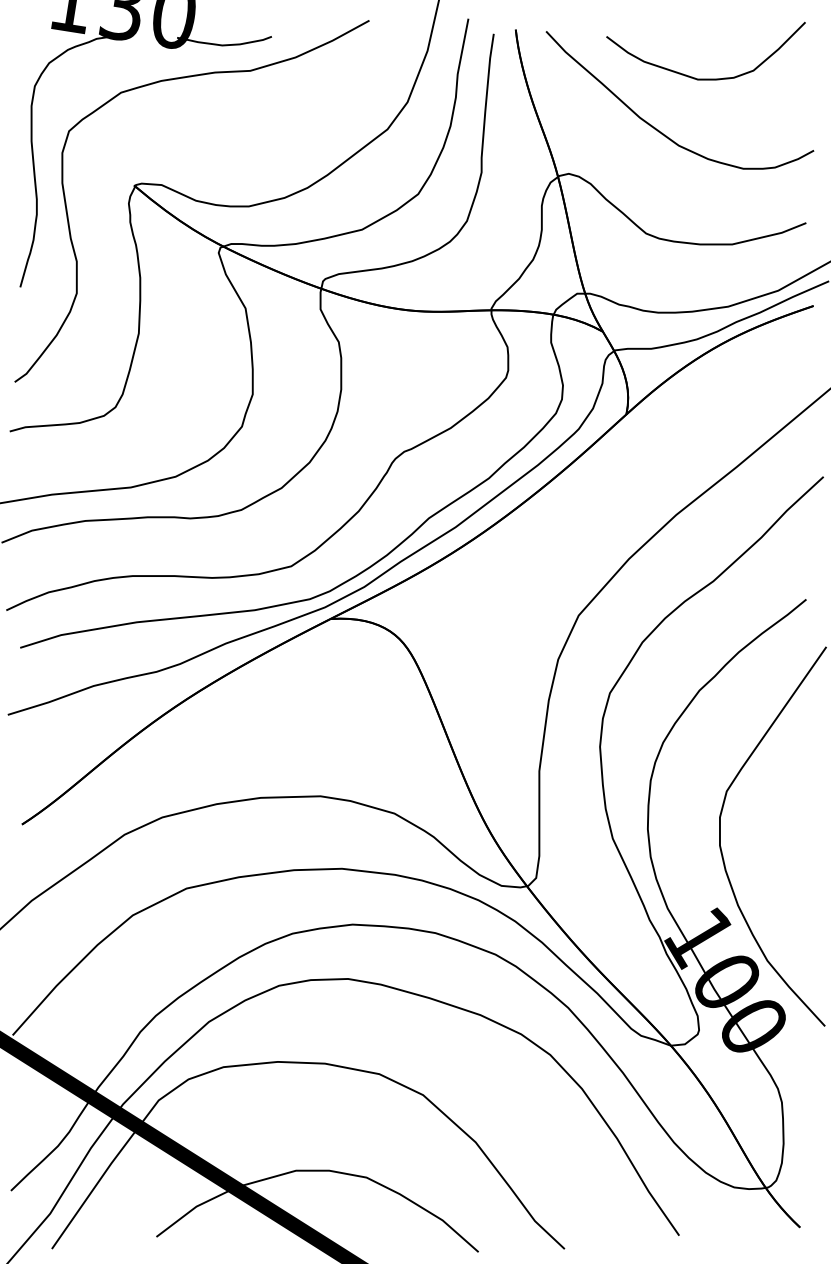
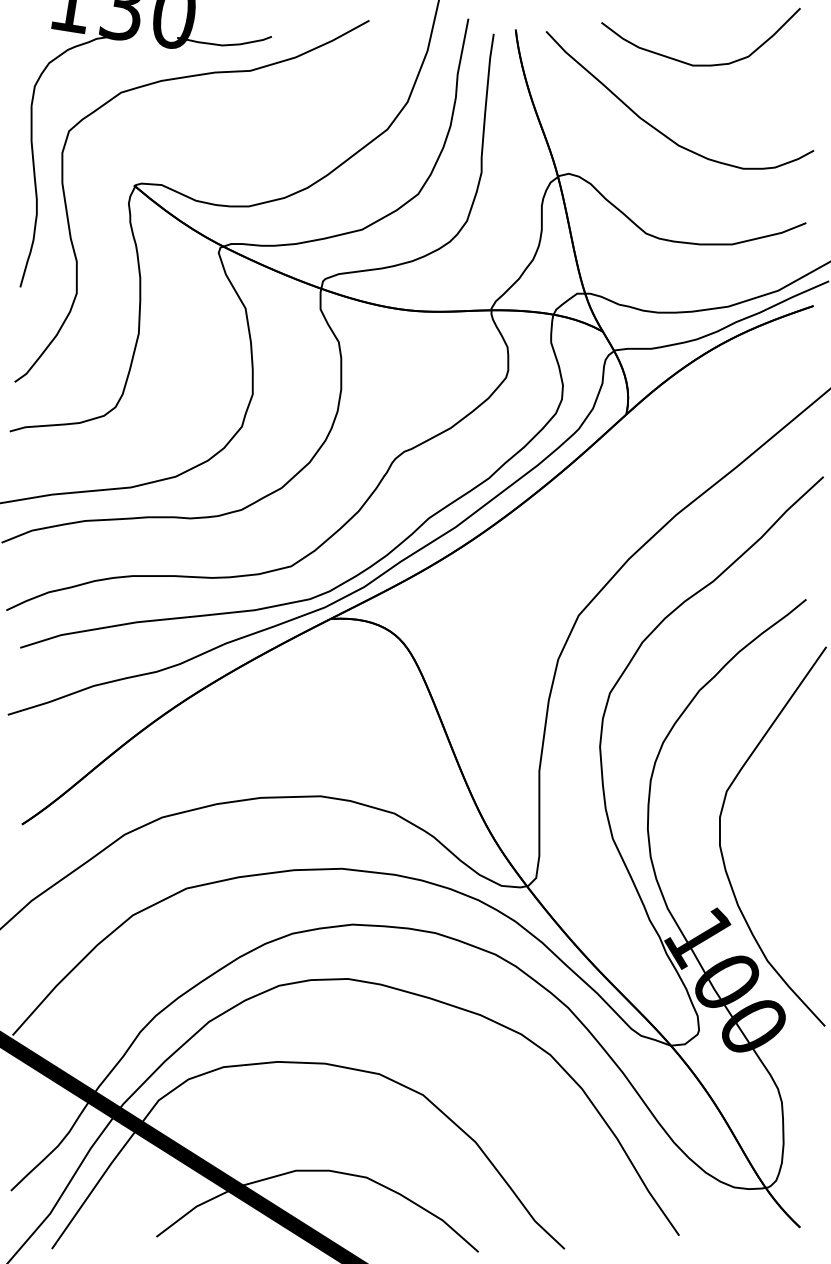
curve position: (705, 78) -> (700, 64) (700, 64)
